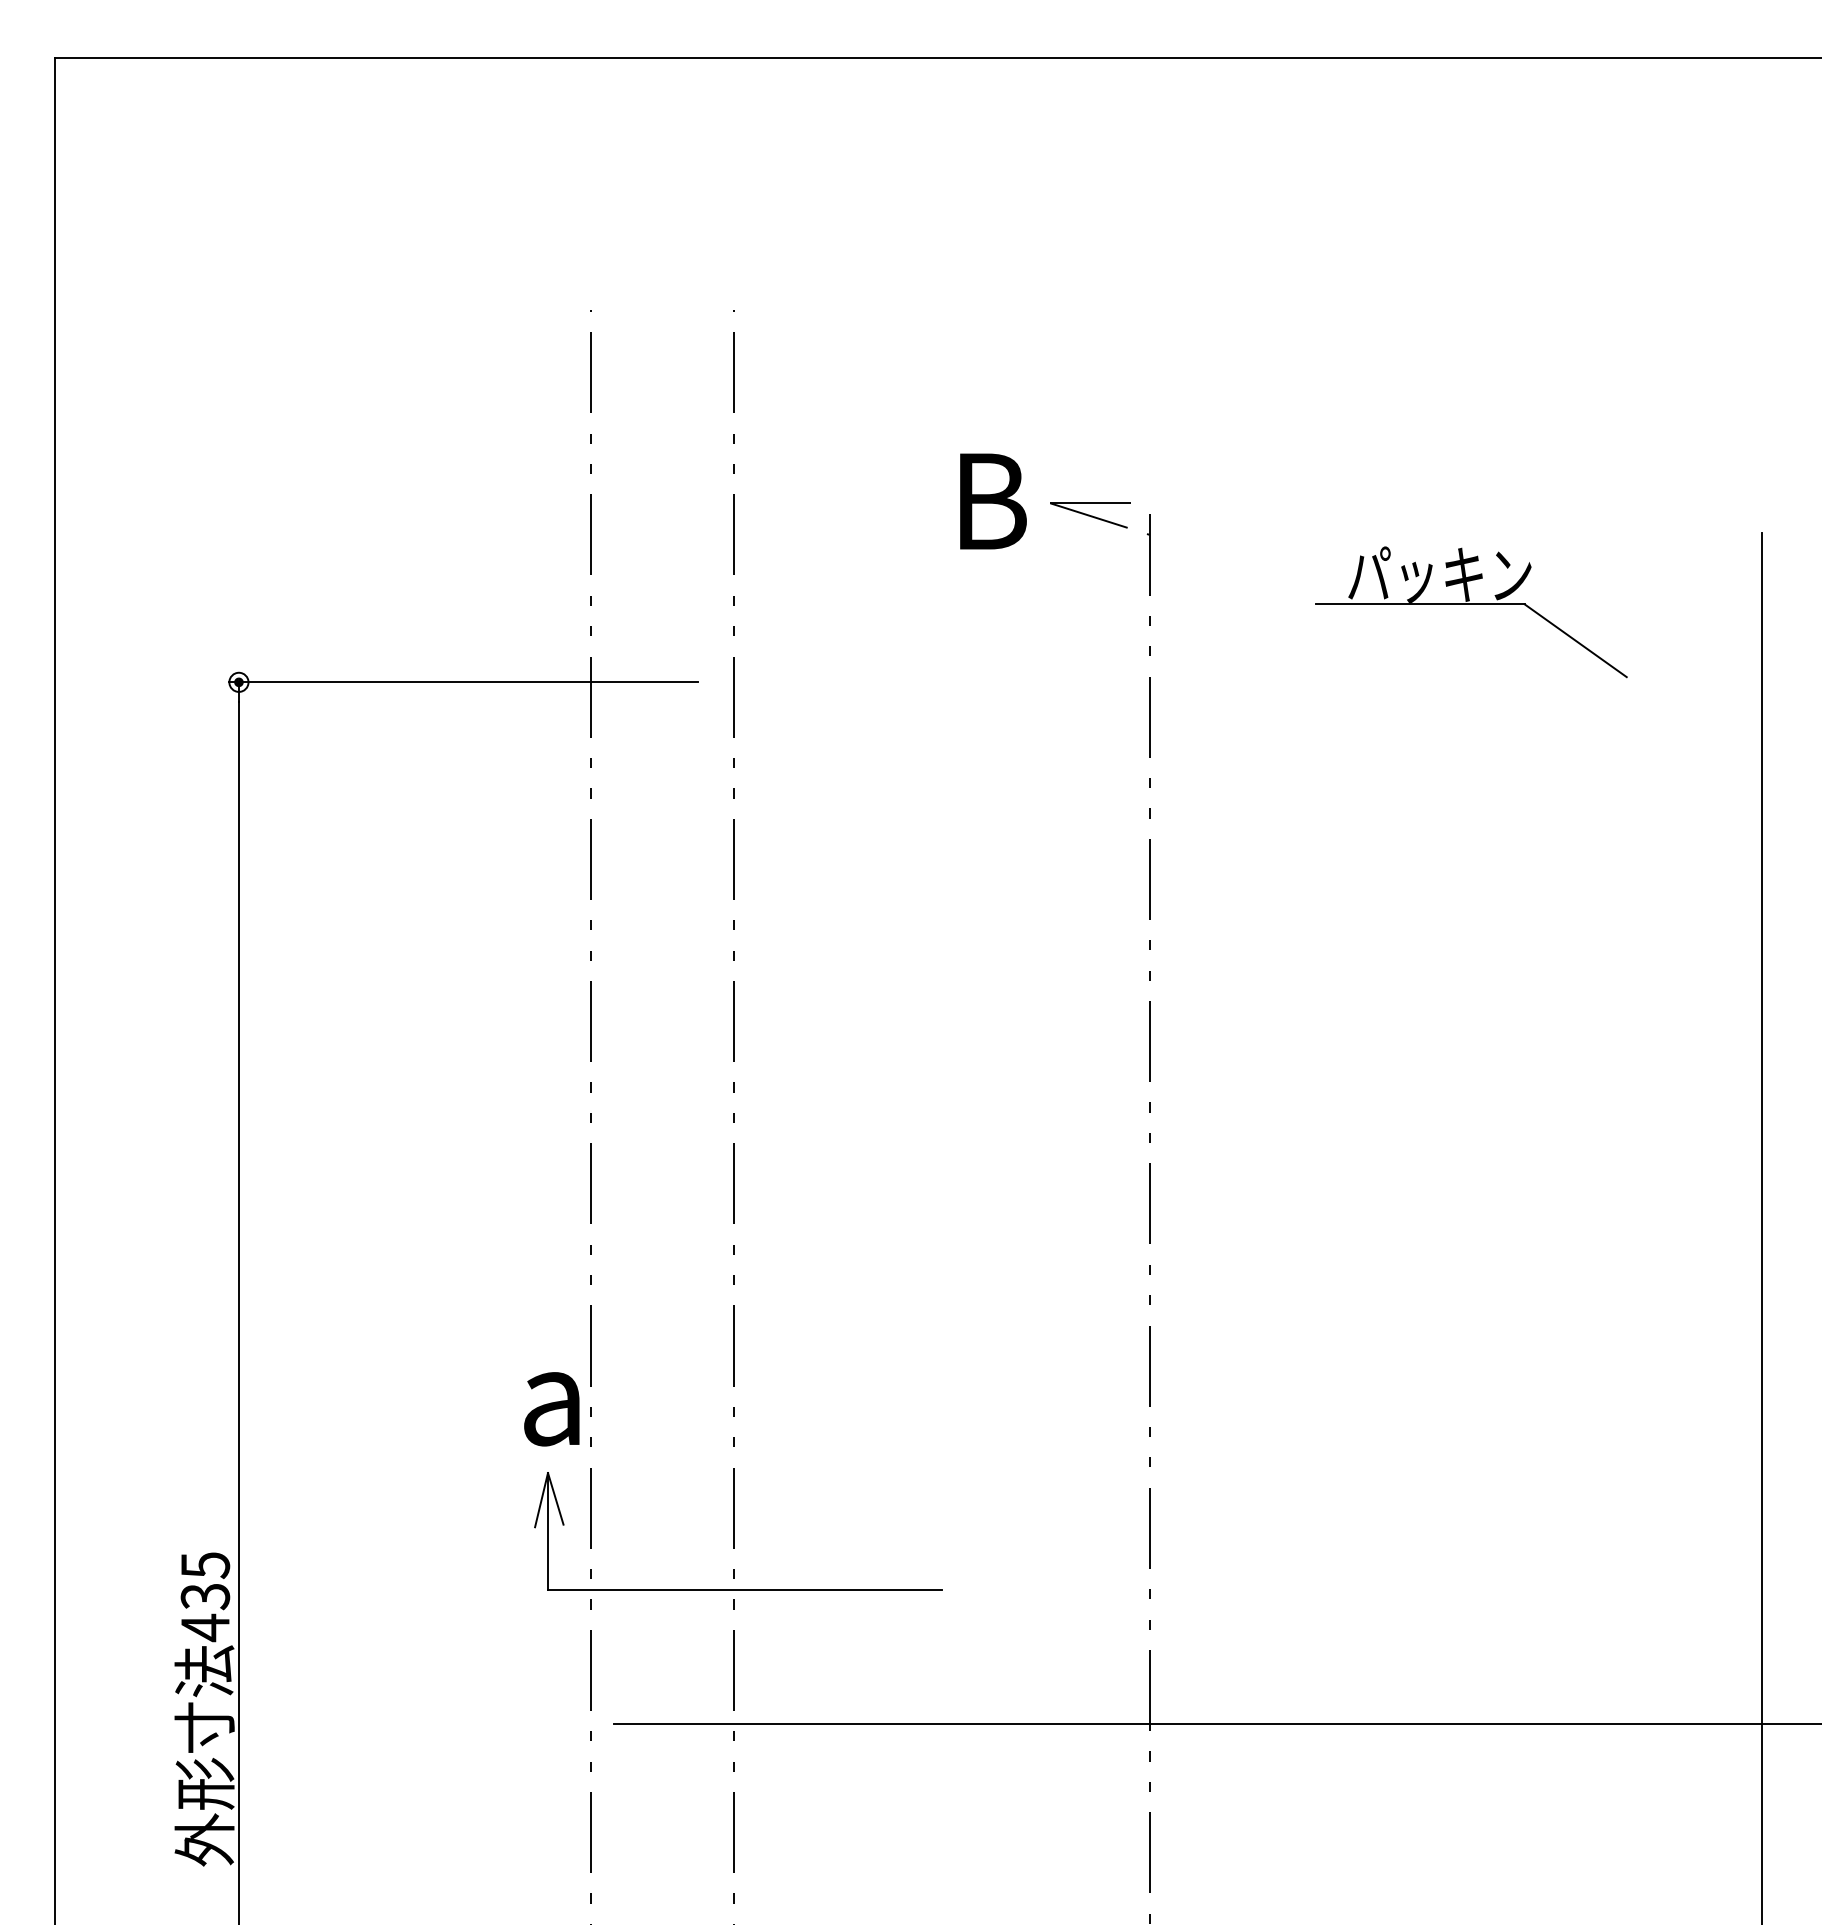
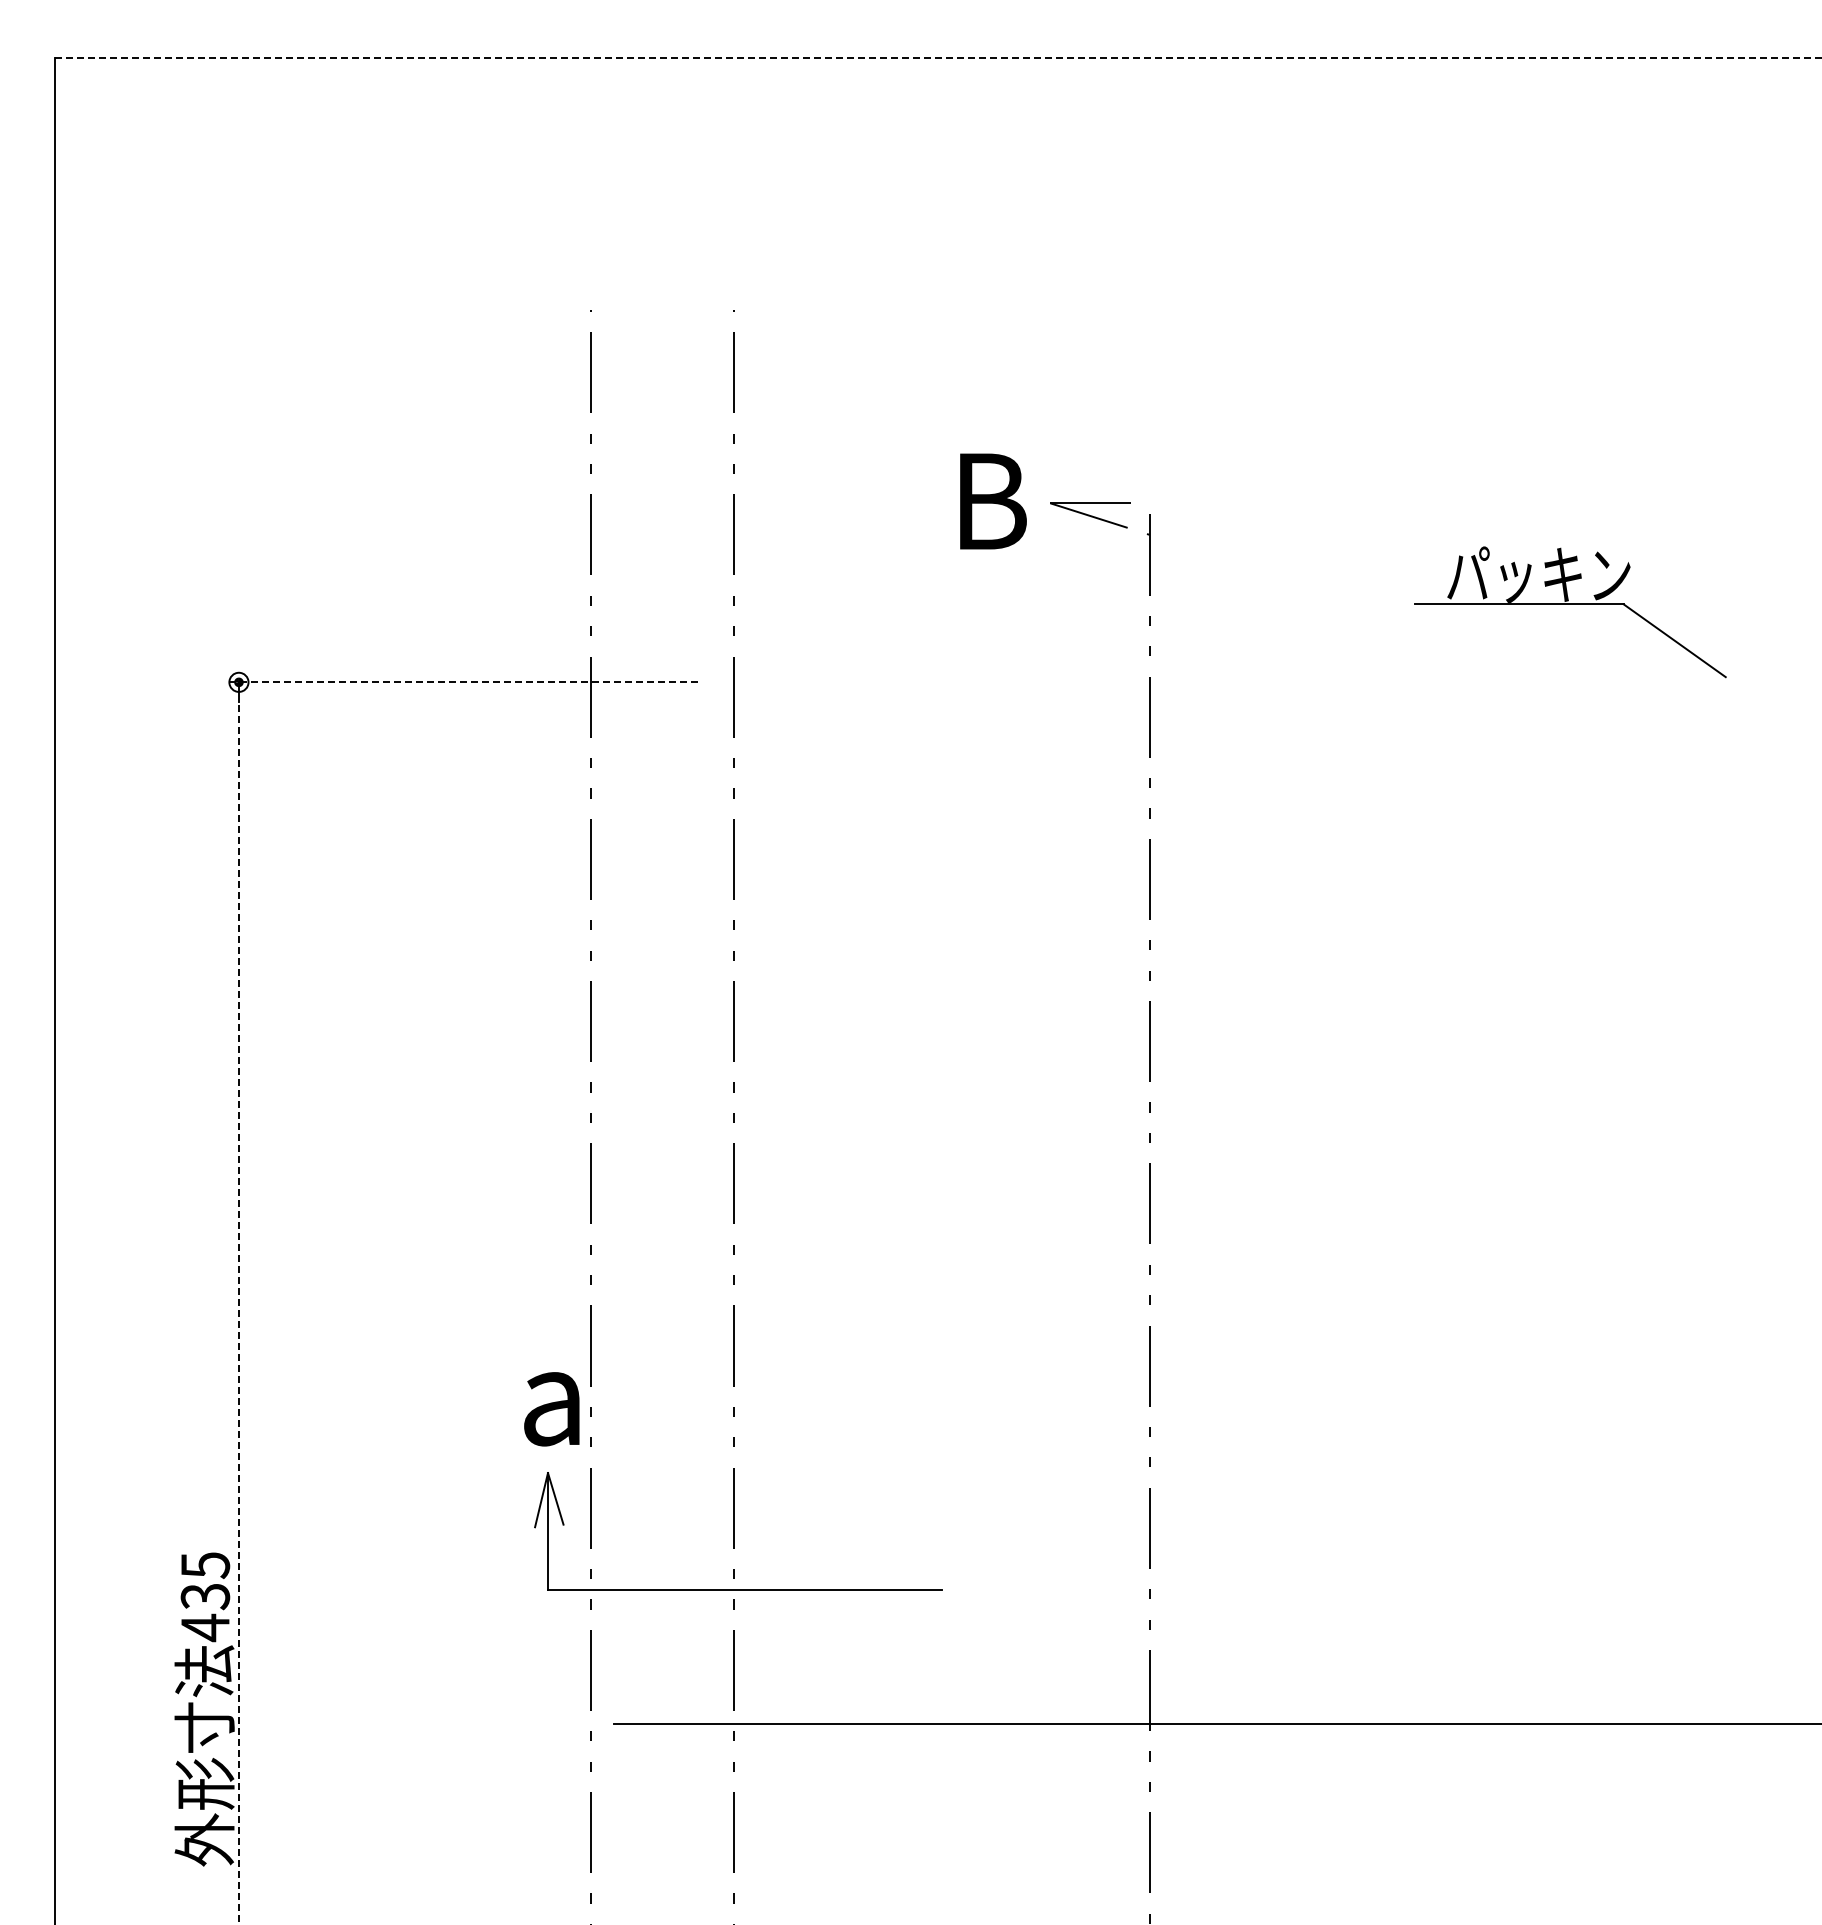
line: solid -> dashed (937, 57)
part position: (1471, 604) -> (1570, 604) (1570, 604)
line: solid -> dashed (463, 682)
line: present -> none (1761, 1227)
line: solid -> dashed (238, 1312)
